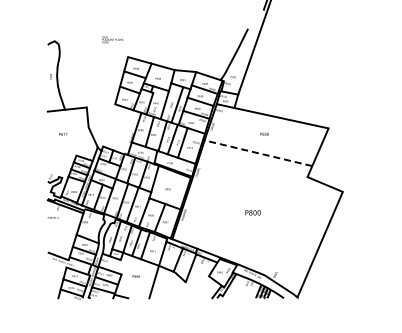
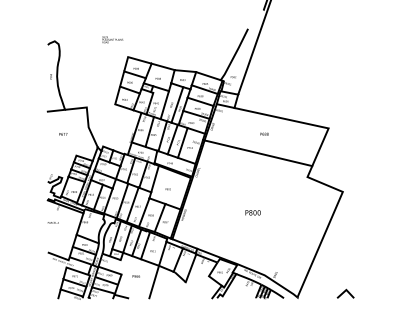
line: dashed -> solid (257, 153)
text position: (52, 217) -> (52, 222) (52, 222)
line: none -> present (345, 292)
